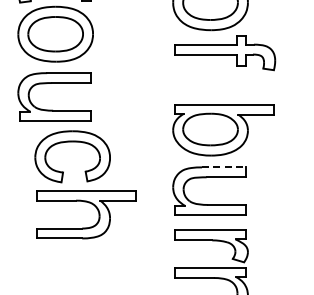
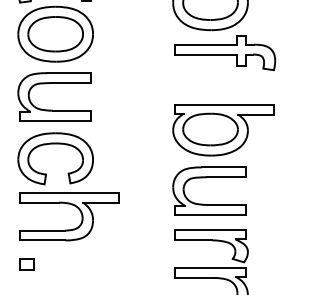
line: dashed -> solid (224, 167)
part position: (85, 184) -> (68, 186) (68, 186)
part: none -> present (26, 264)
